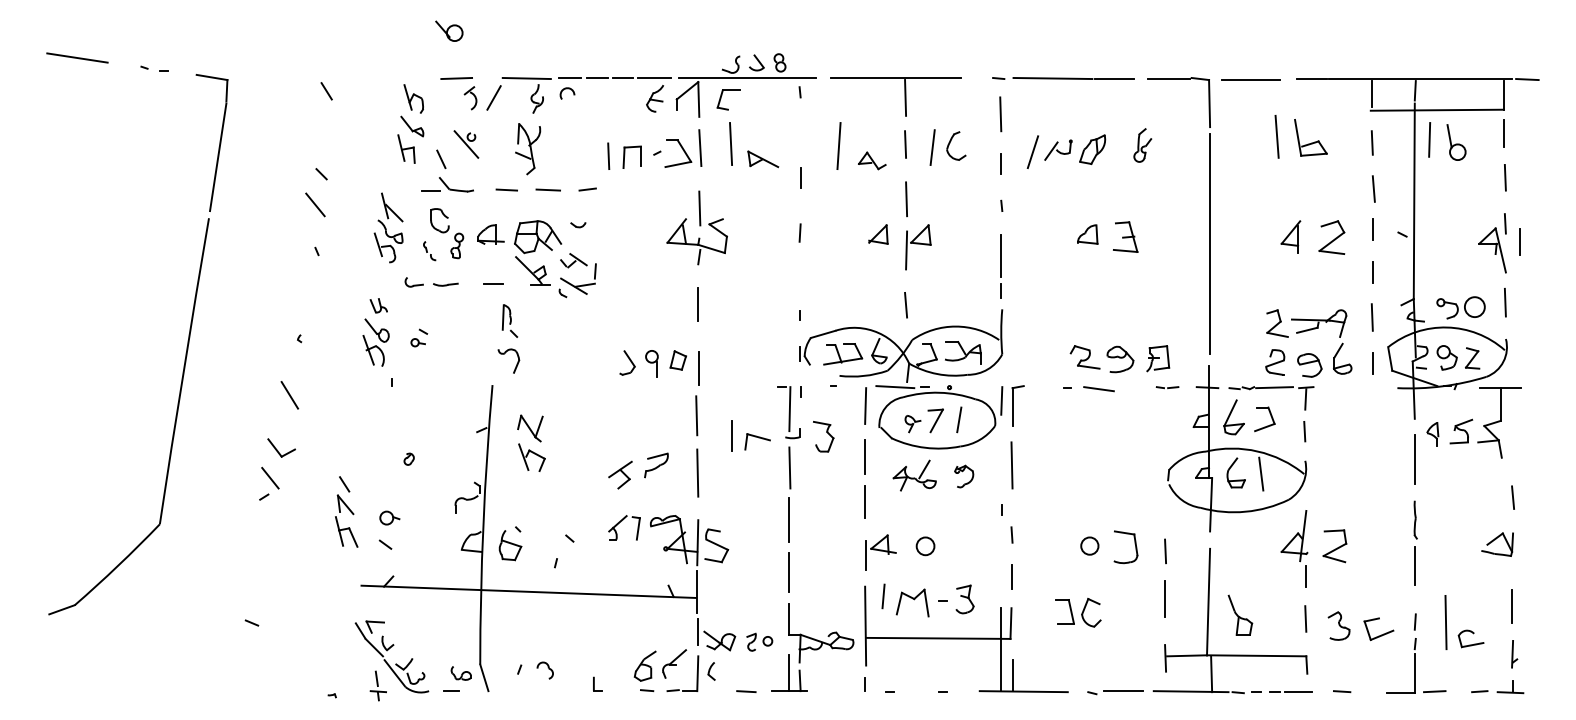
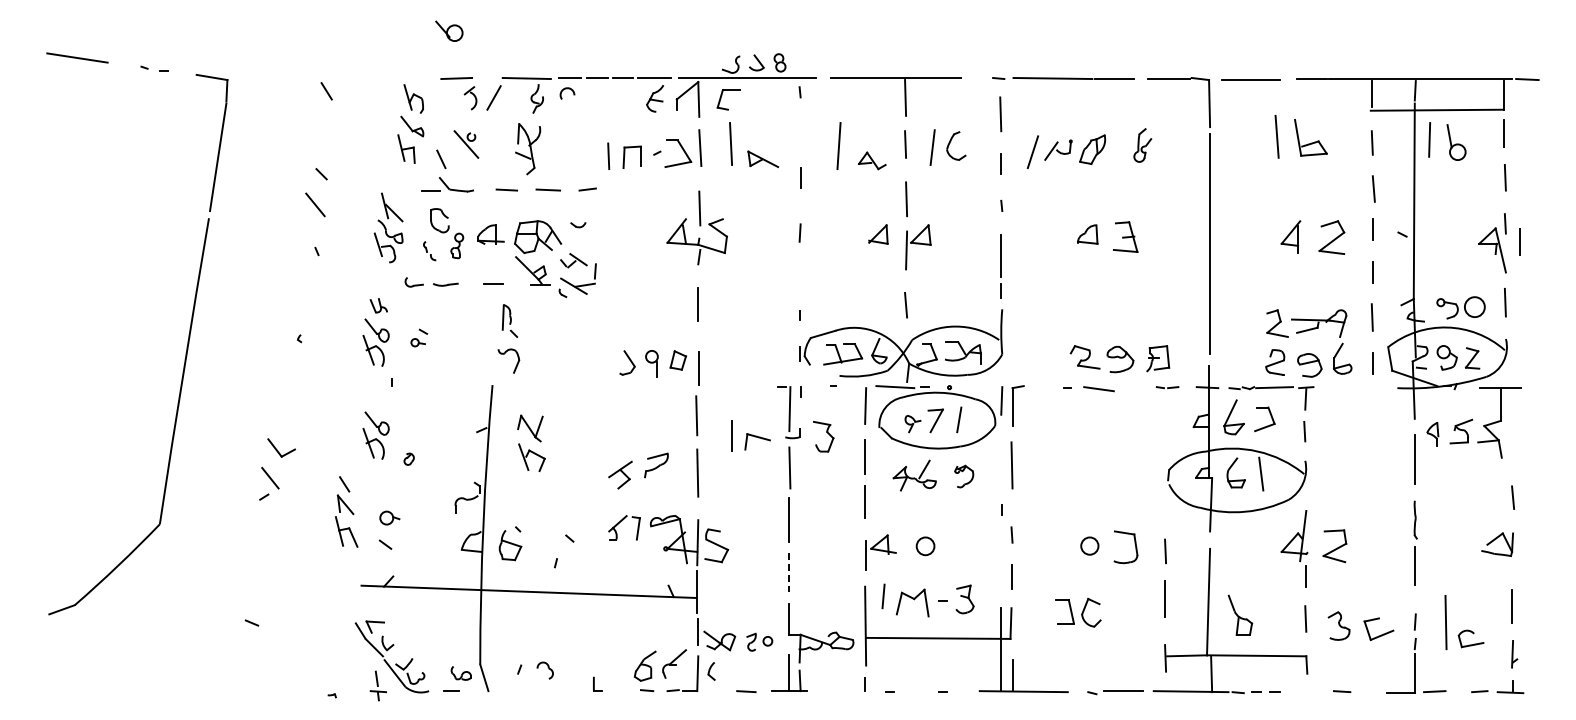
line: present -> none (289, 395)
part: none -> present (375, 435)
line: solid -> dashed (789, 572)
line: present -> none (1298, 692)
